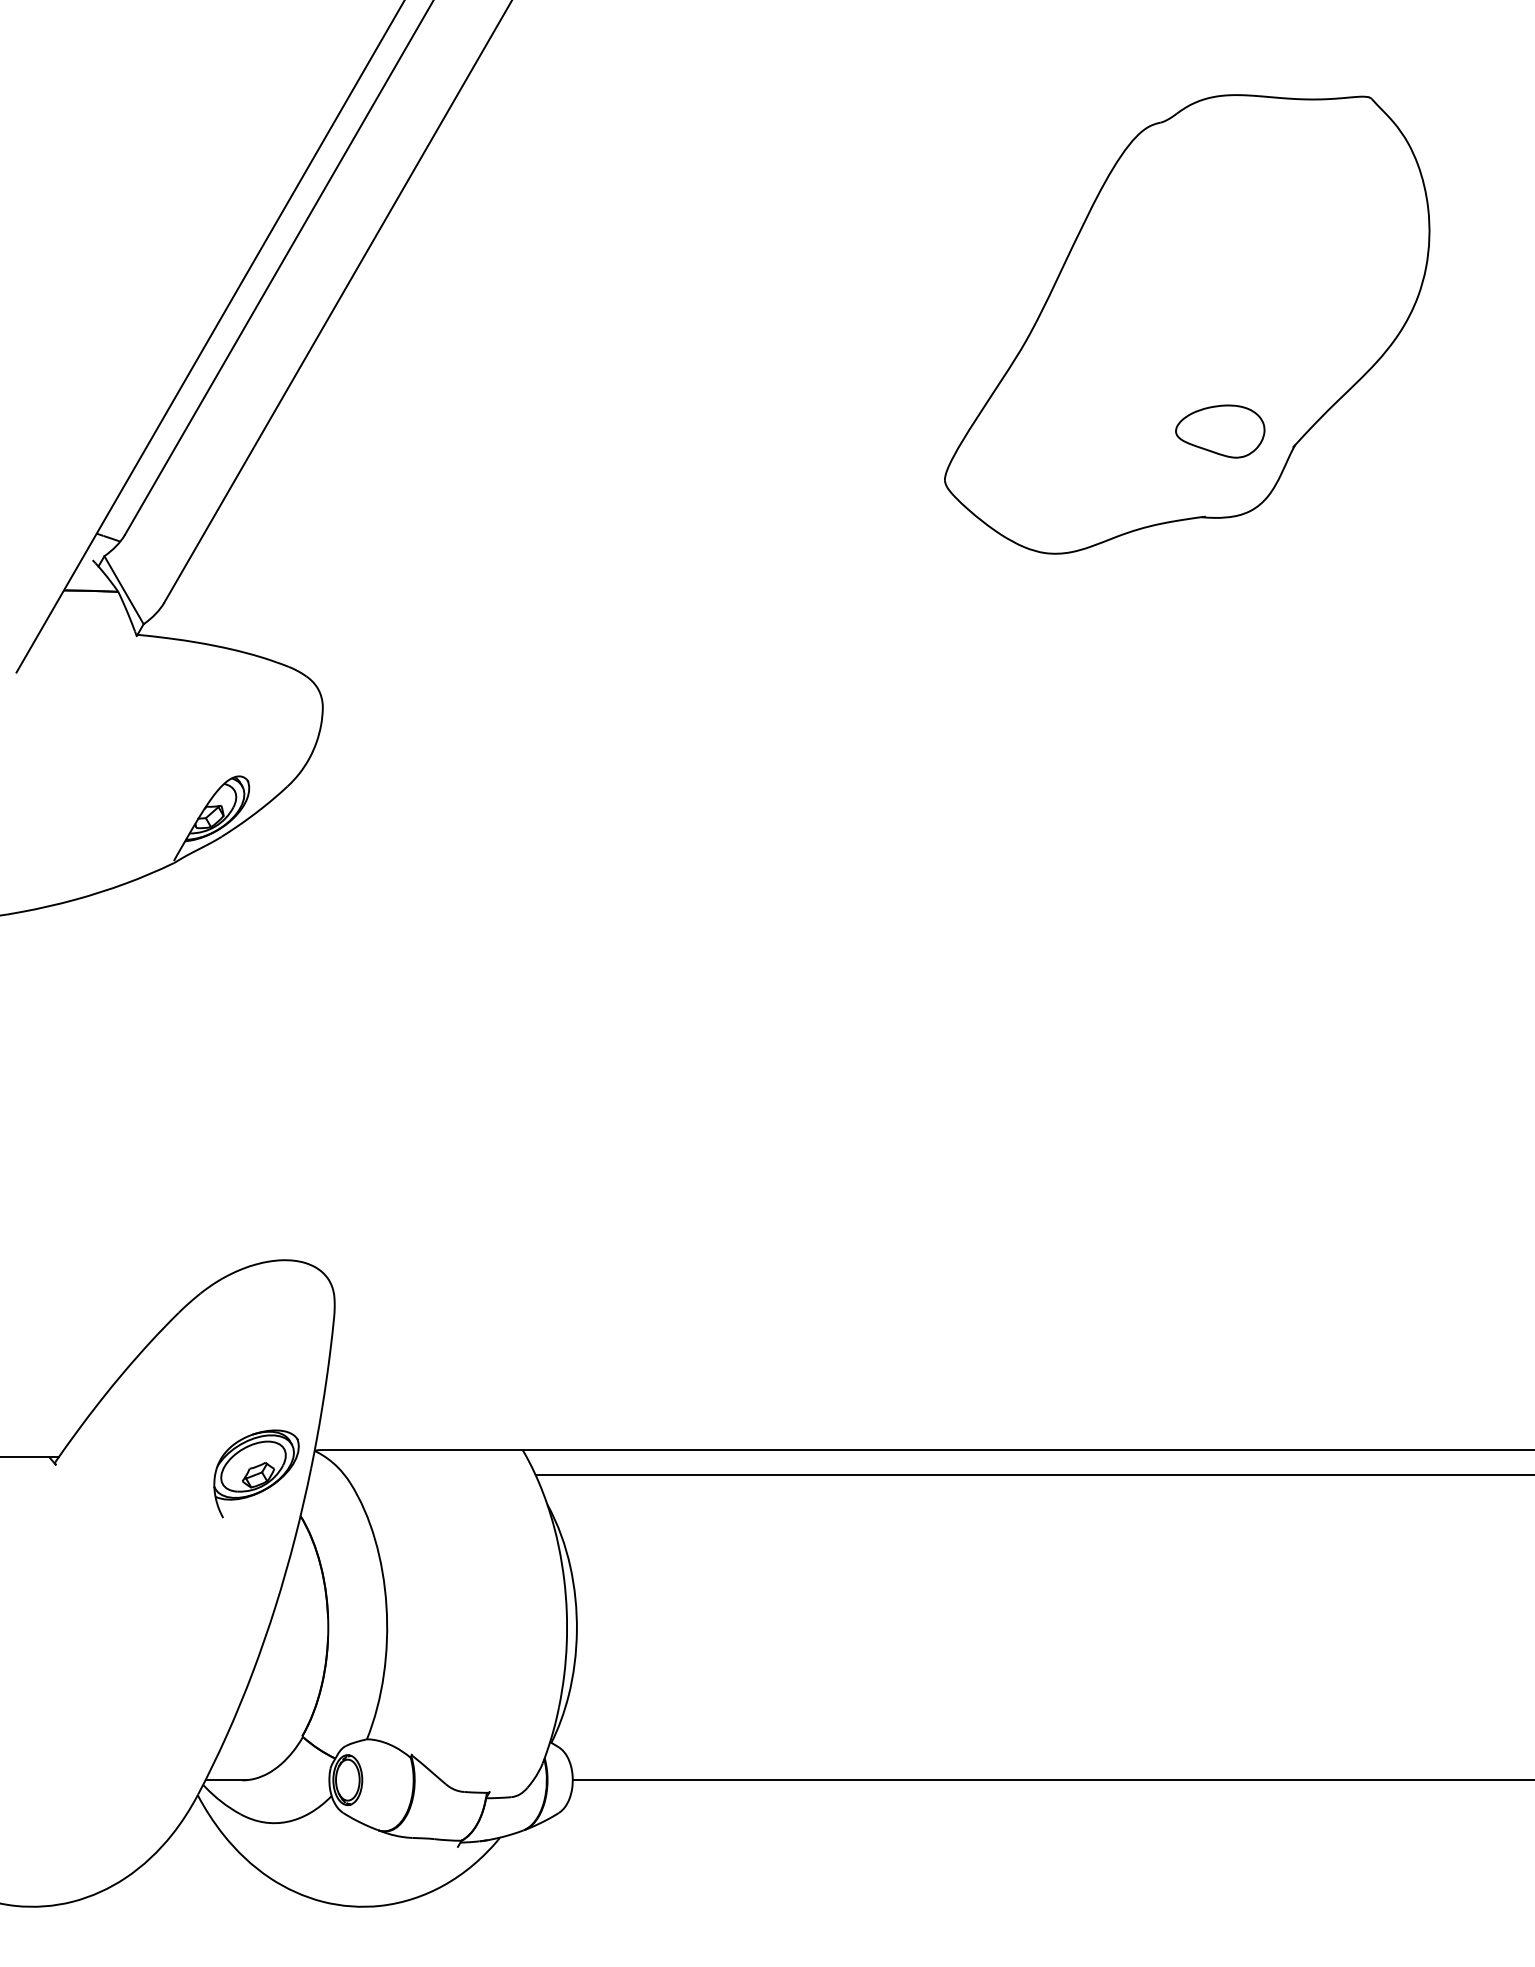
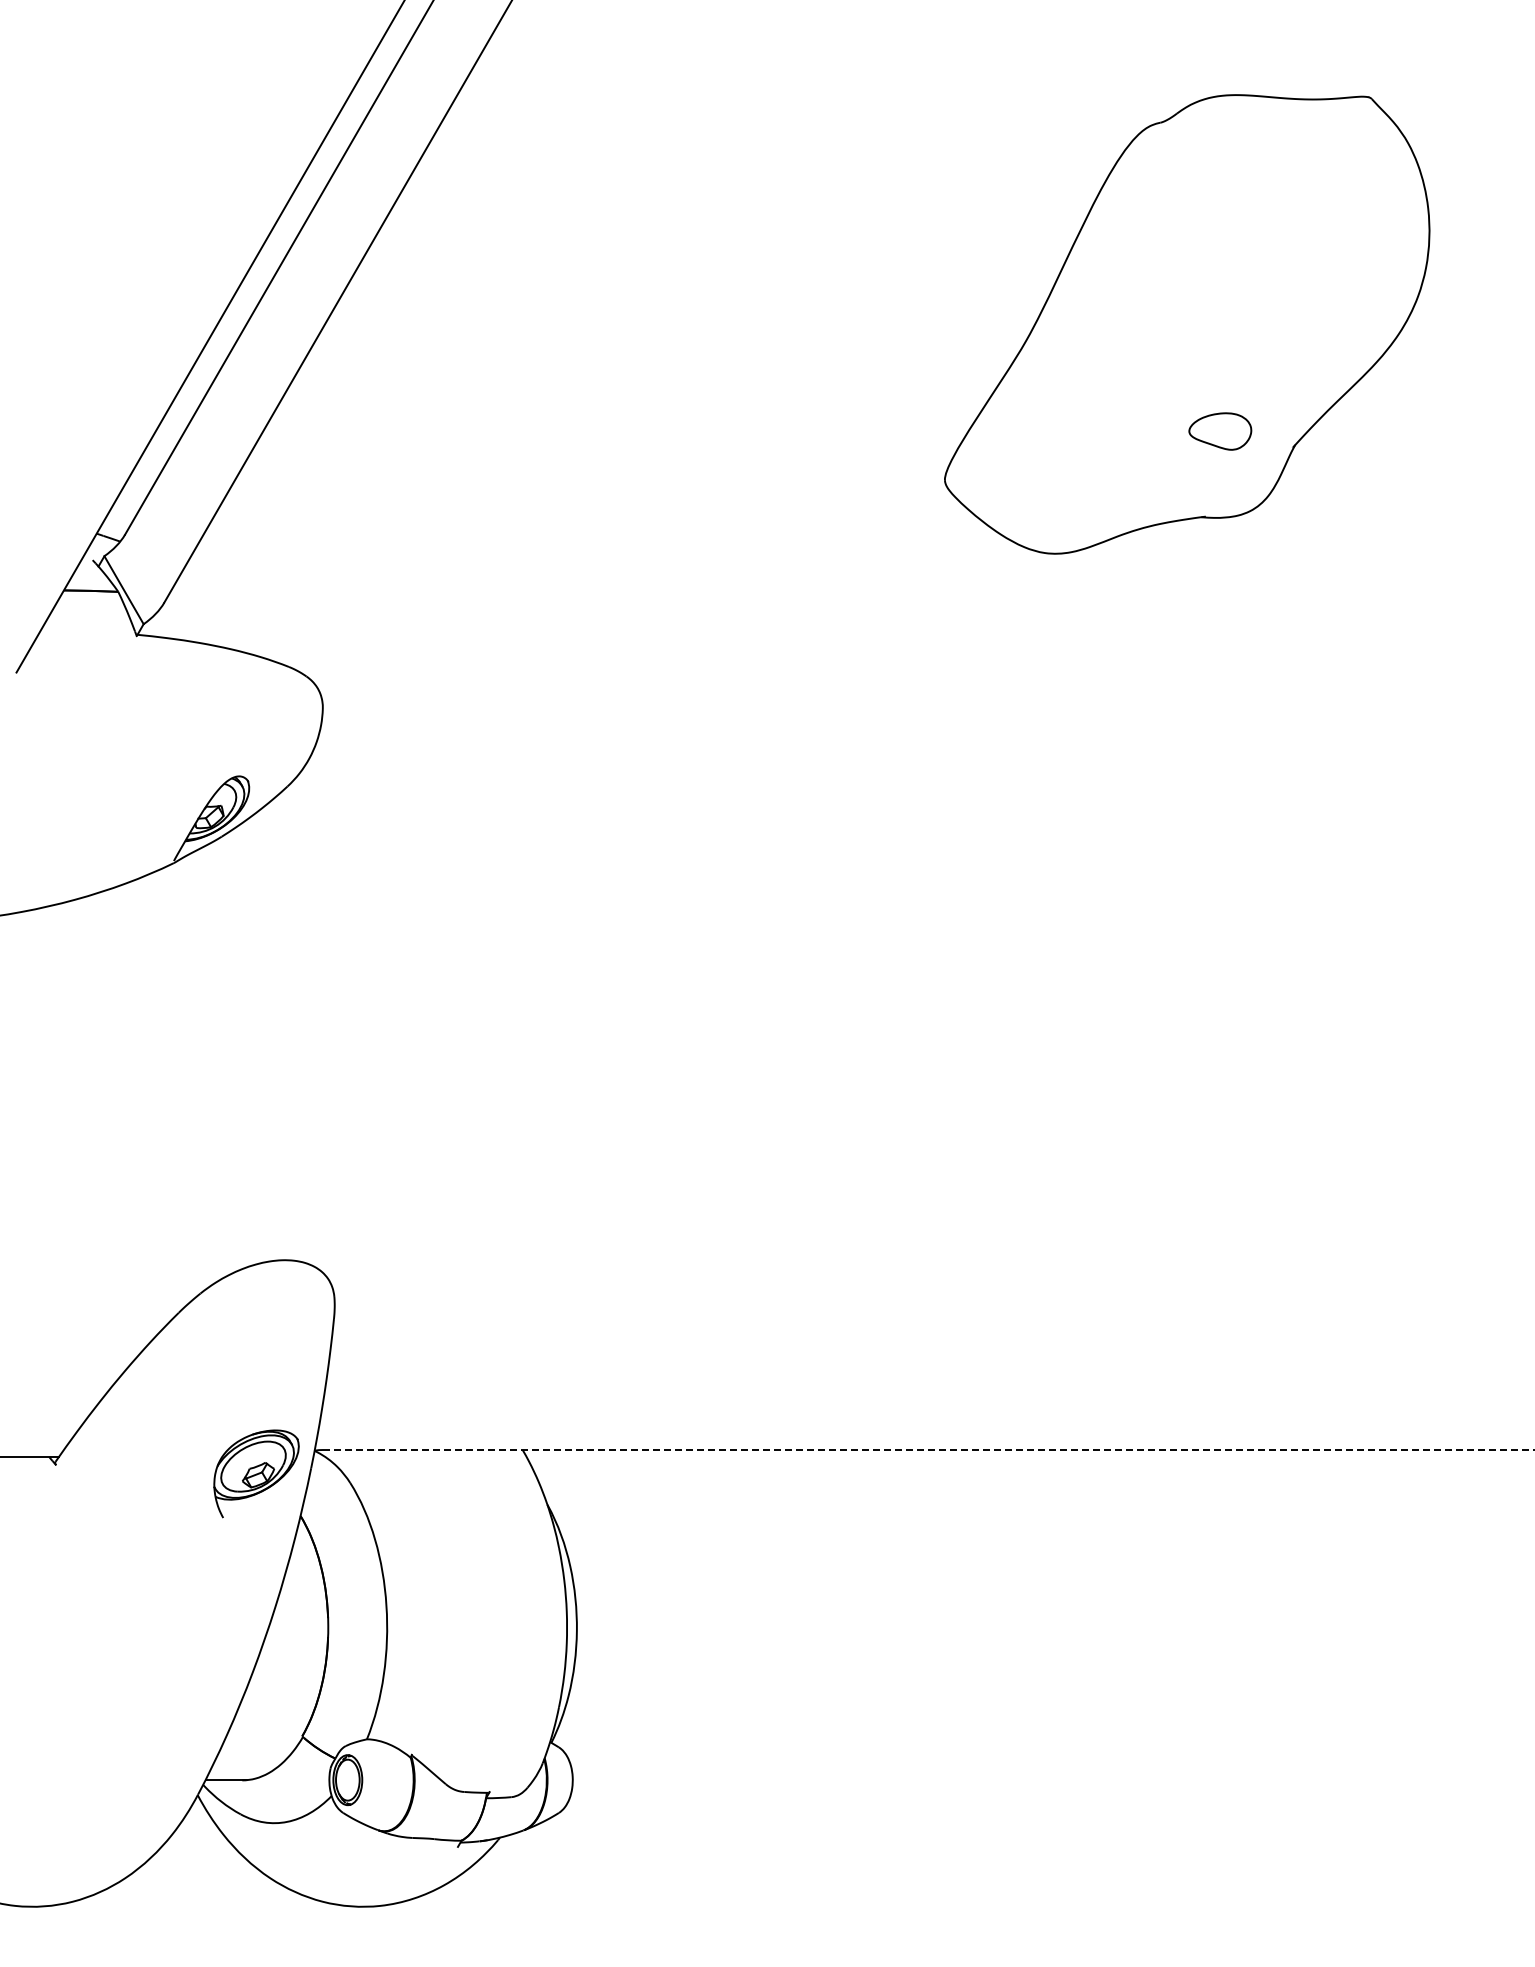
part size: 91x55 px -> 65x39 px (1220, 431)
line: solid -> dashed (928, 1450)
line: present -> none (1033, 1475)
line: present -> none (1051, 1780)
